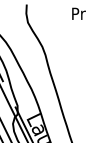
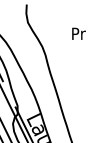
text position: (78, 13) -> (78, 33) (78, 33)
